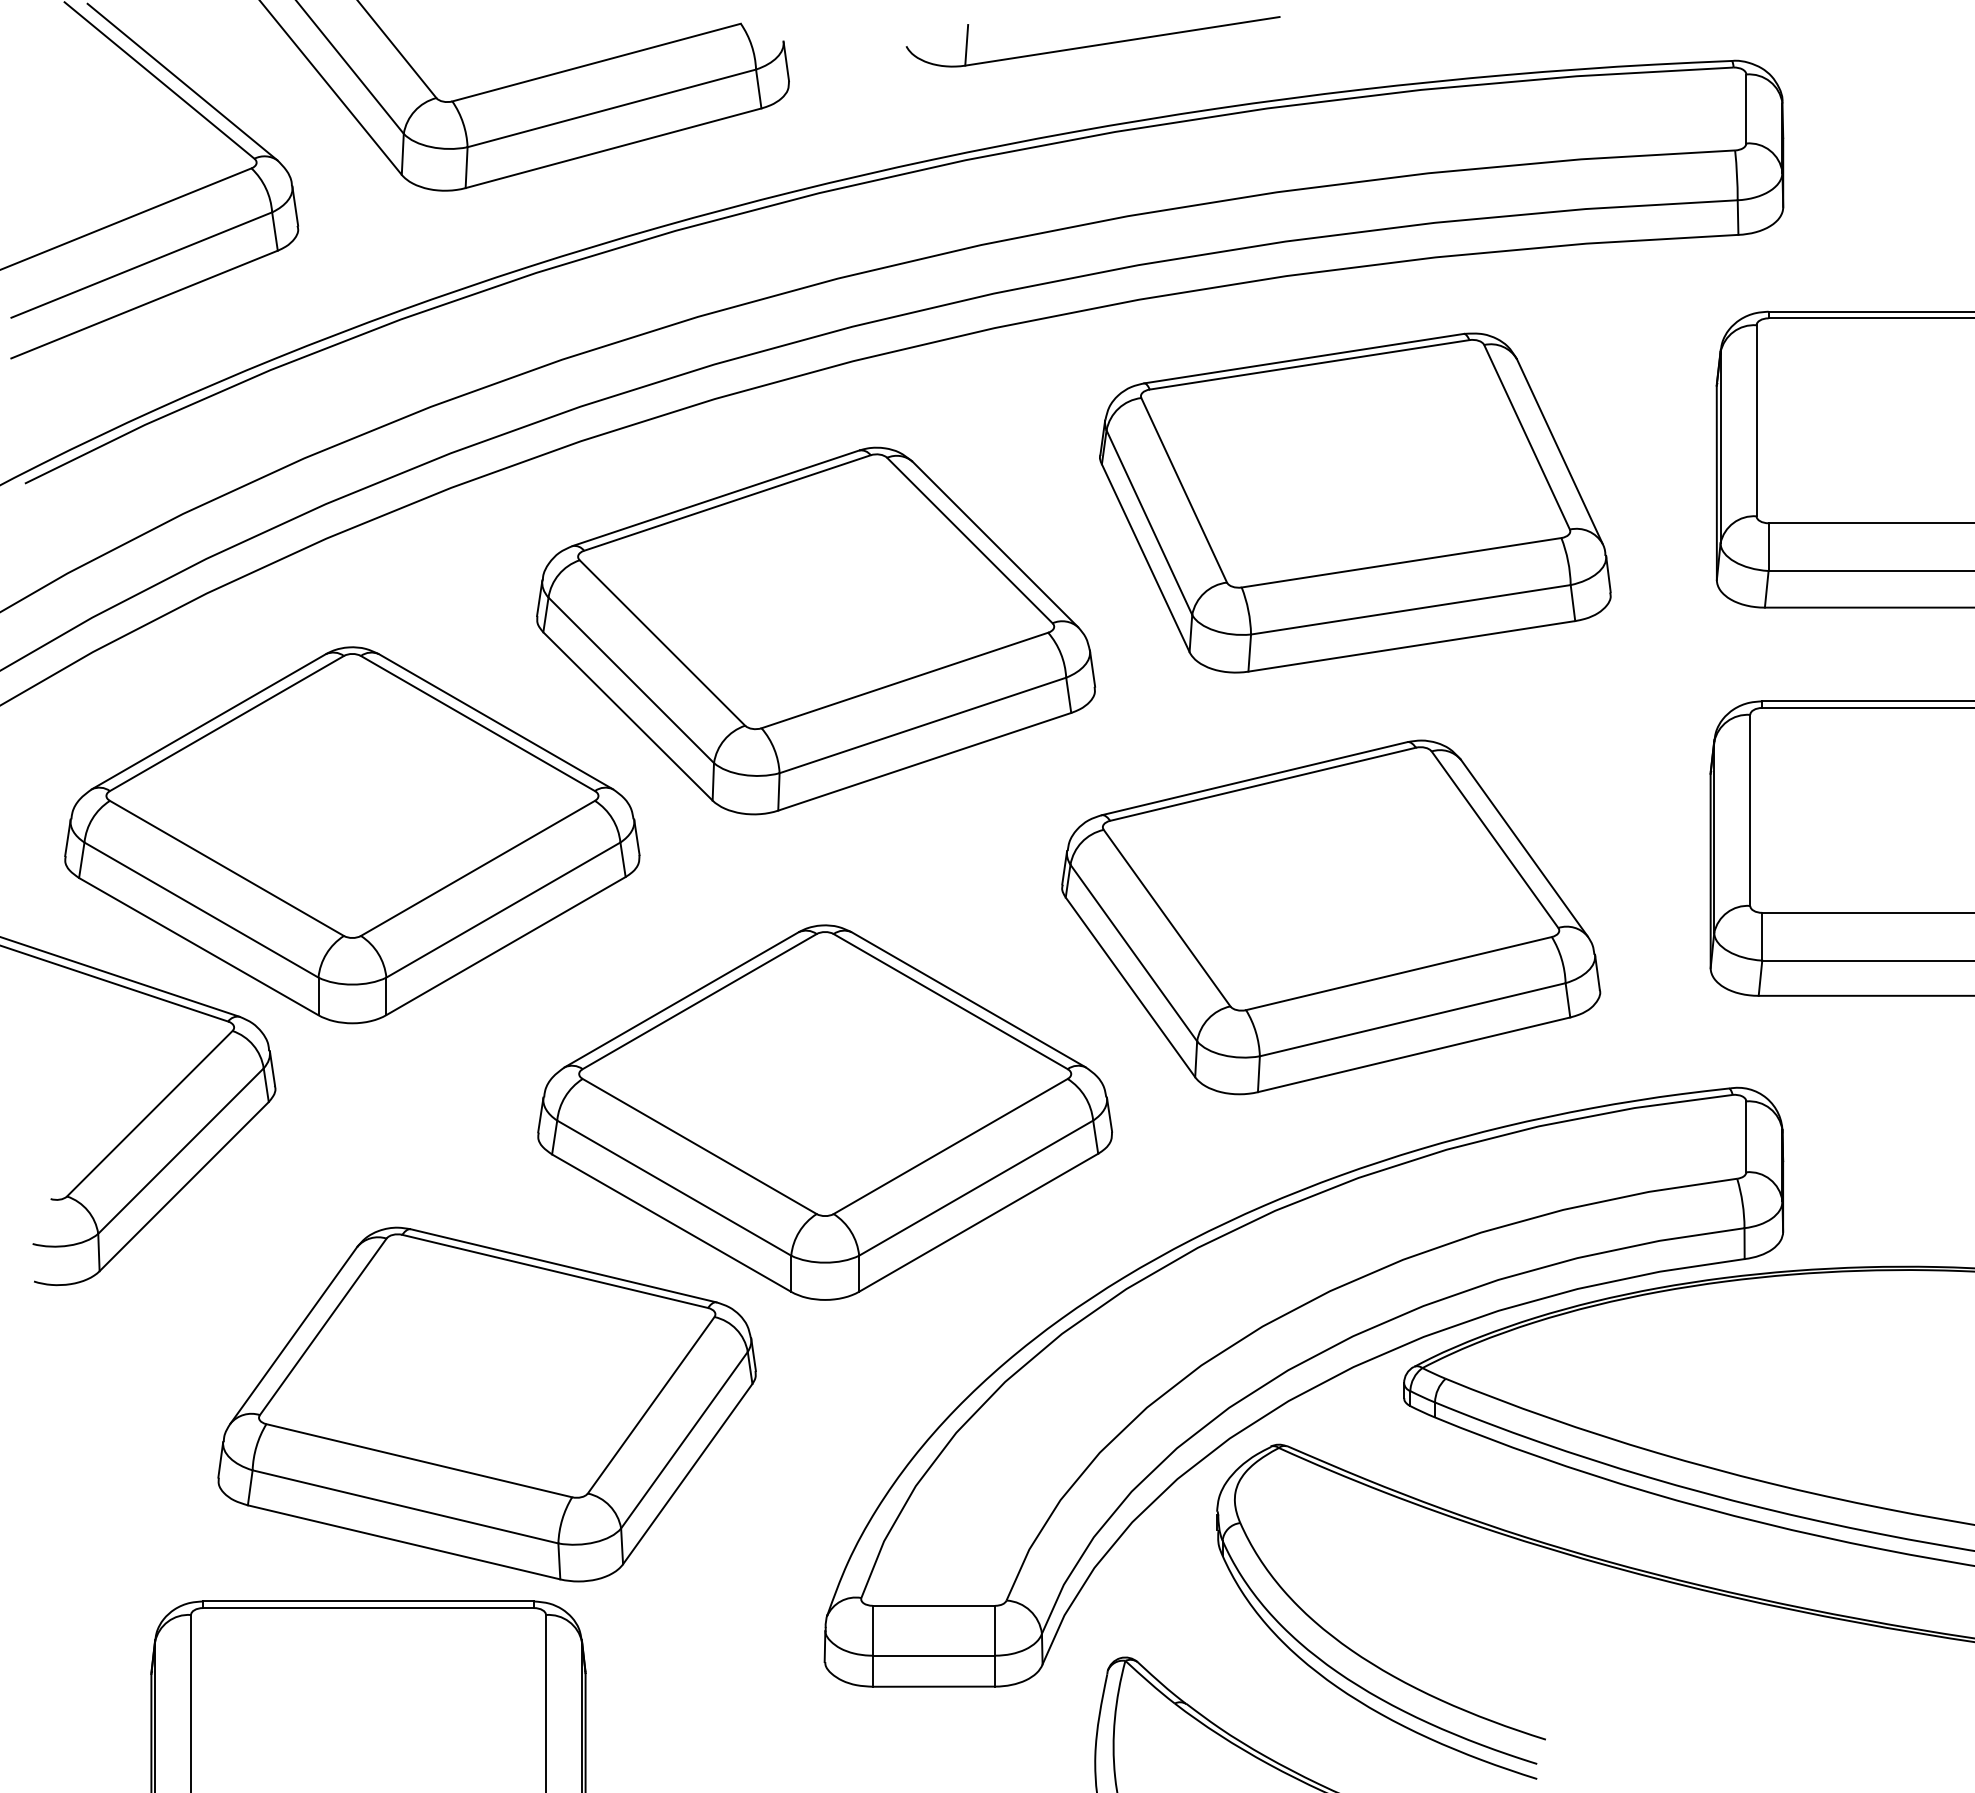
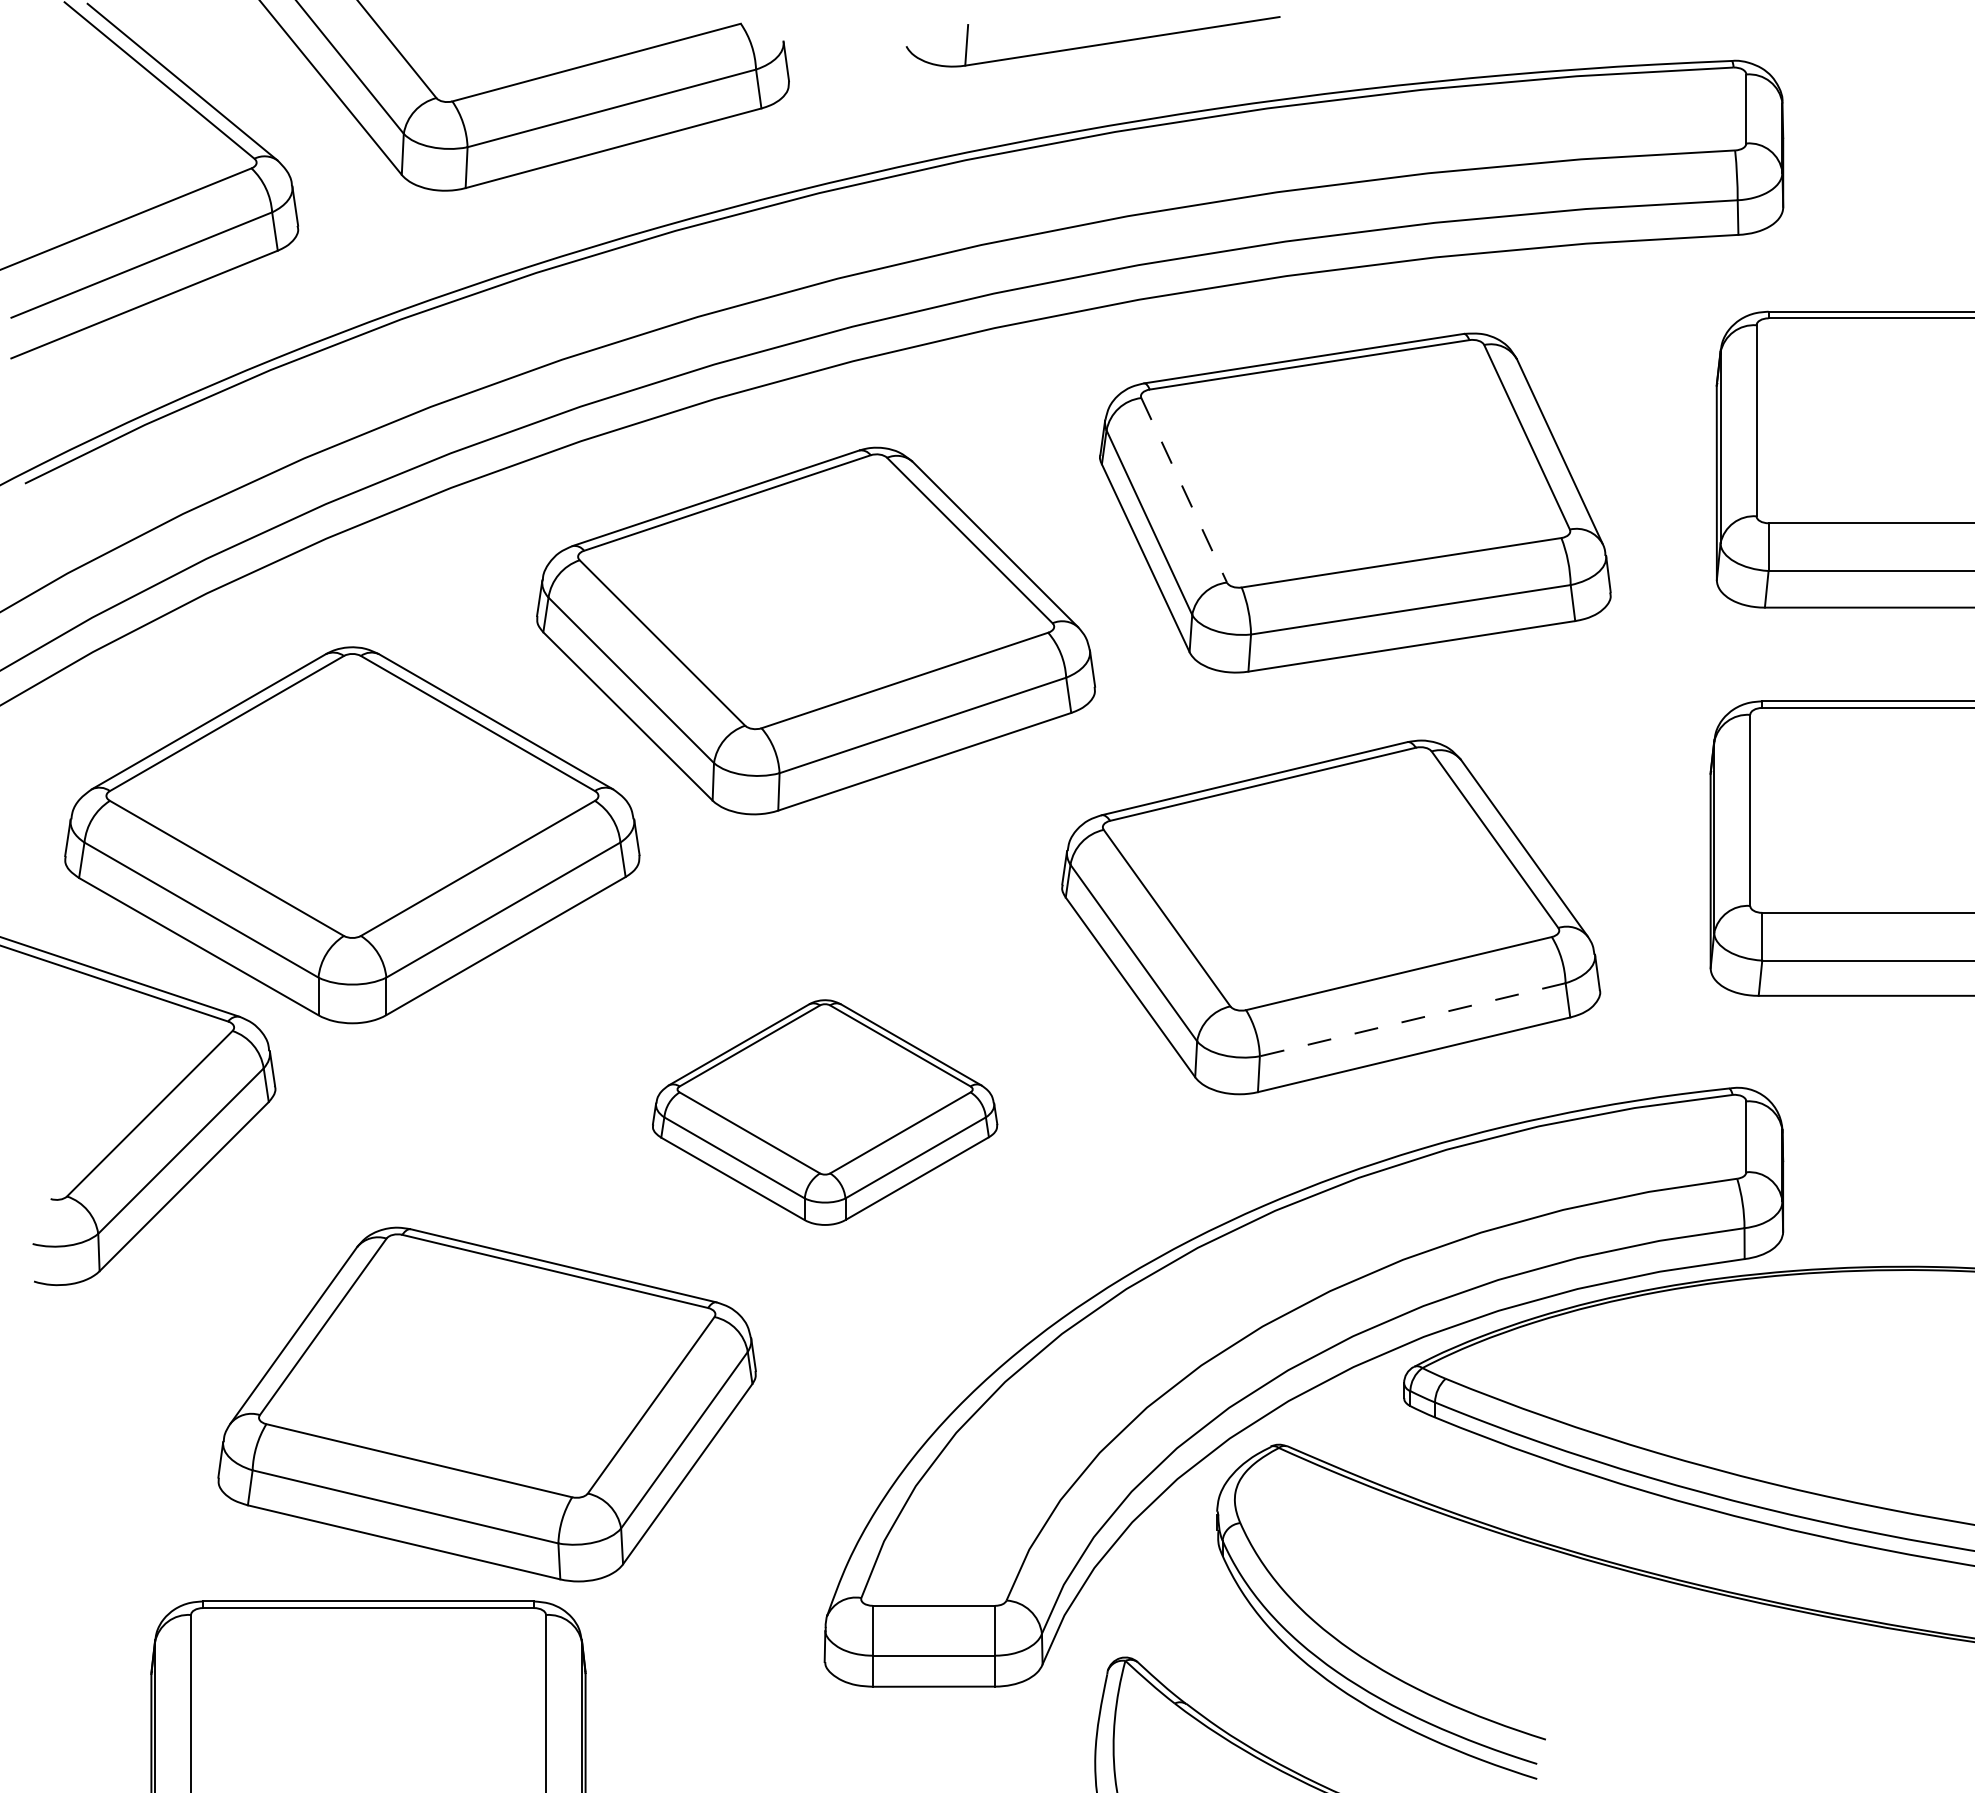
line: solid -> dashed (1184, 490)
line: solid -> dashed (1412, 1019)
part size: 576x377 px -> 347x227 px (825, 1112)
